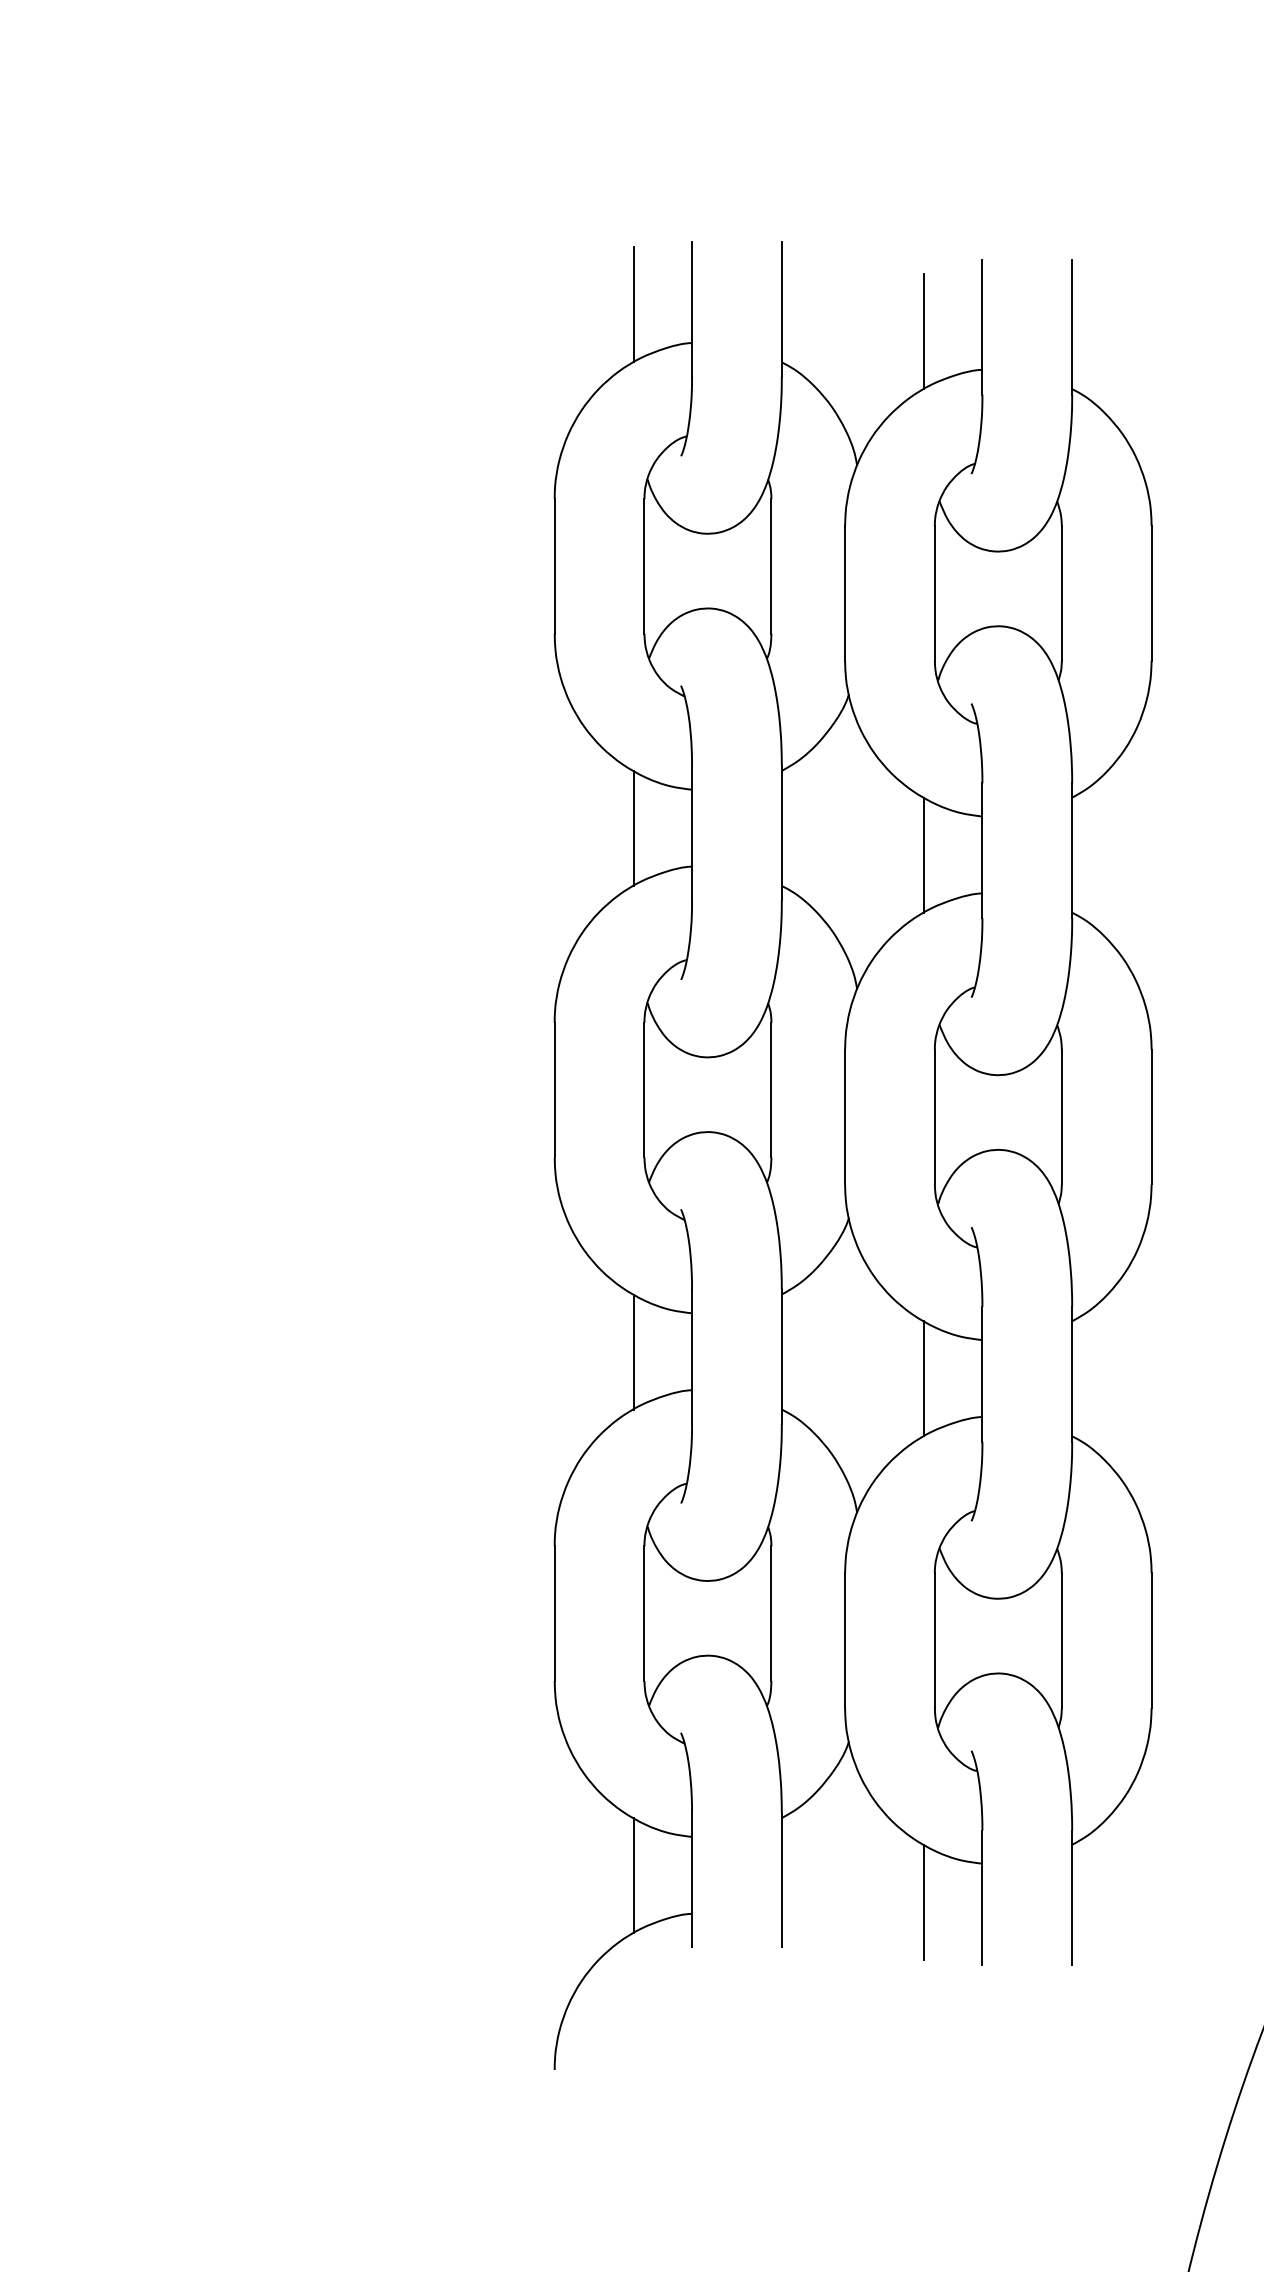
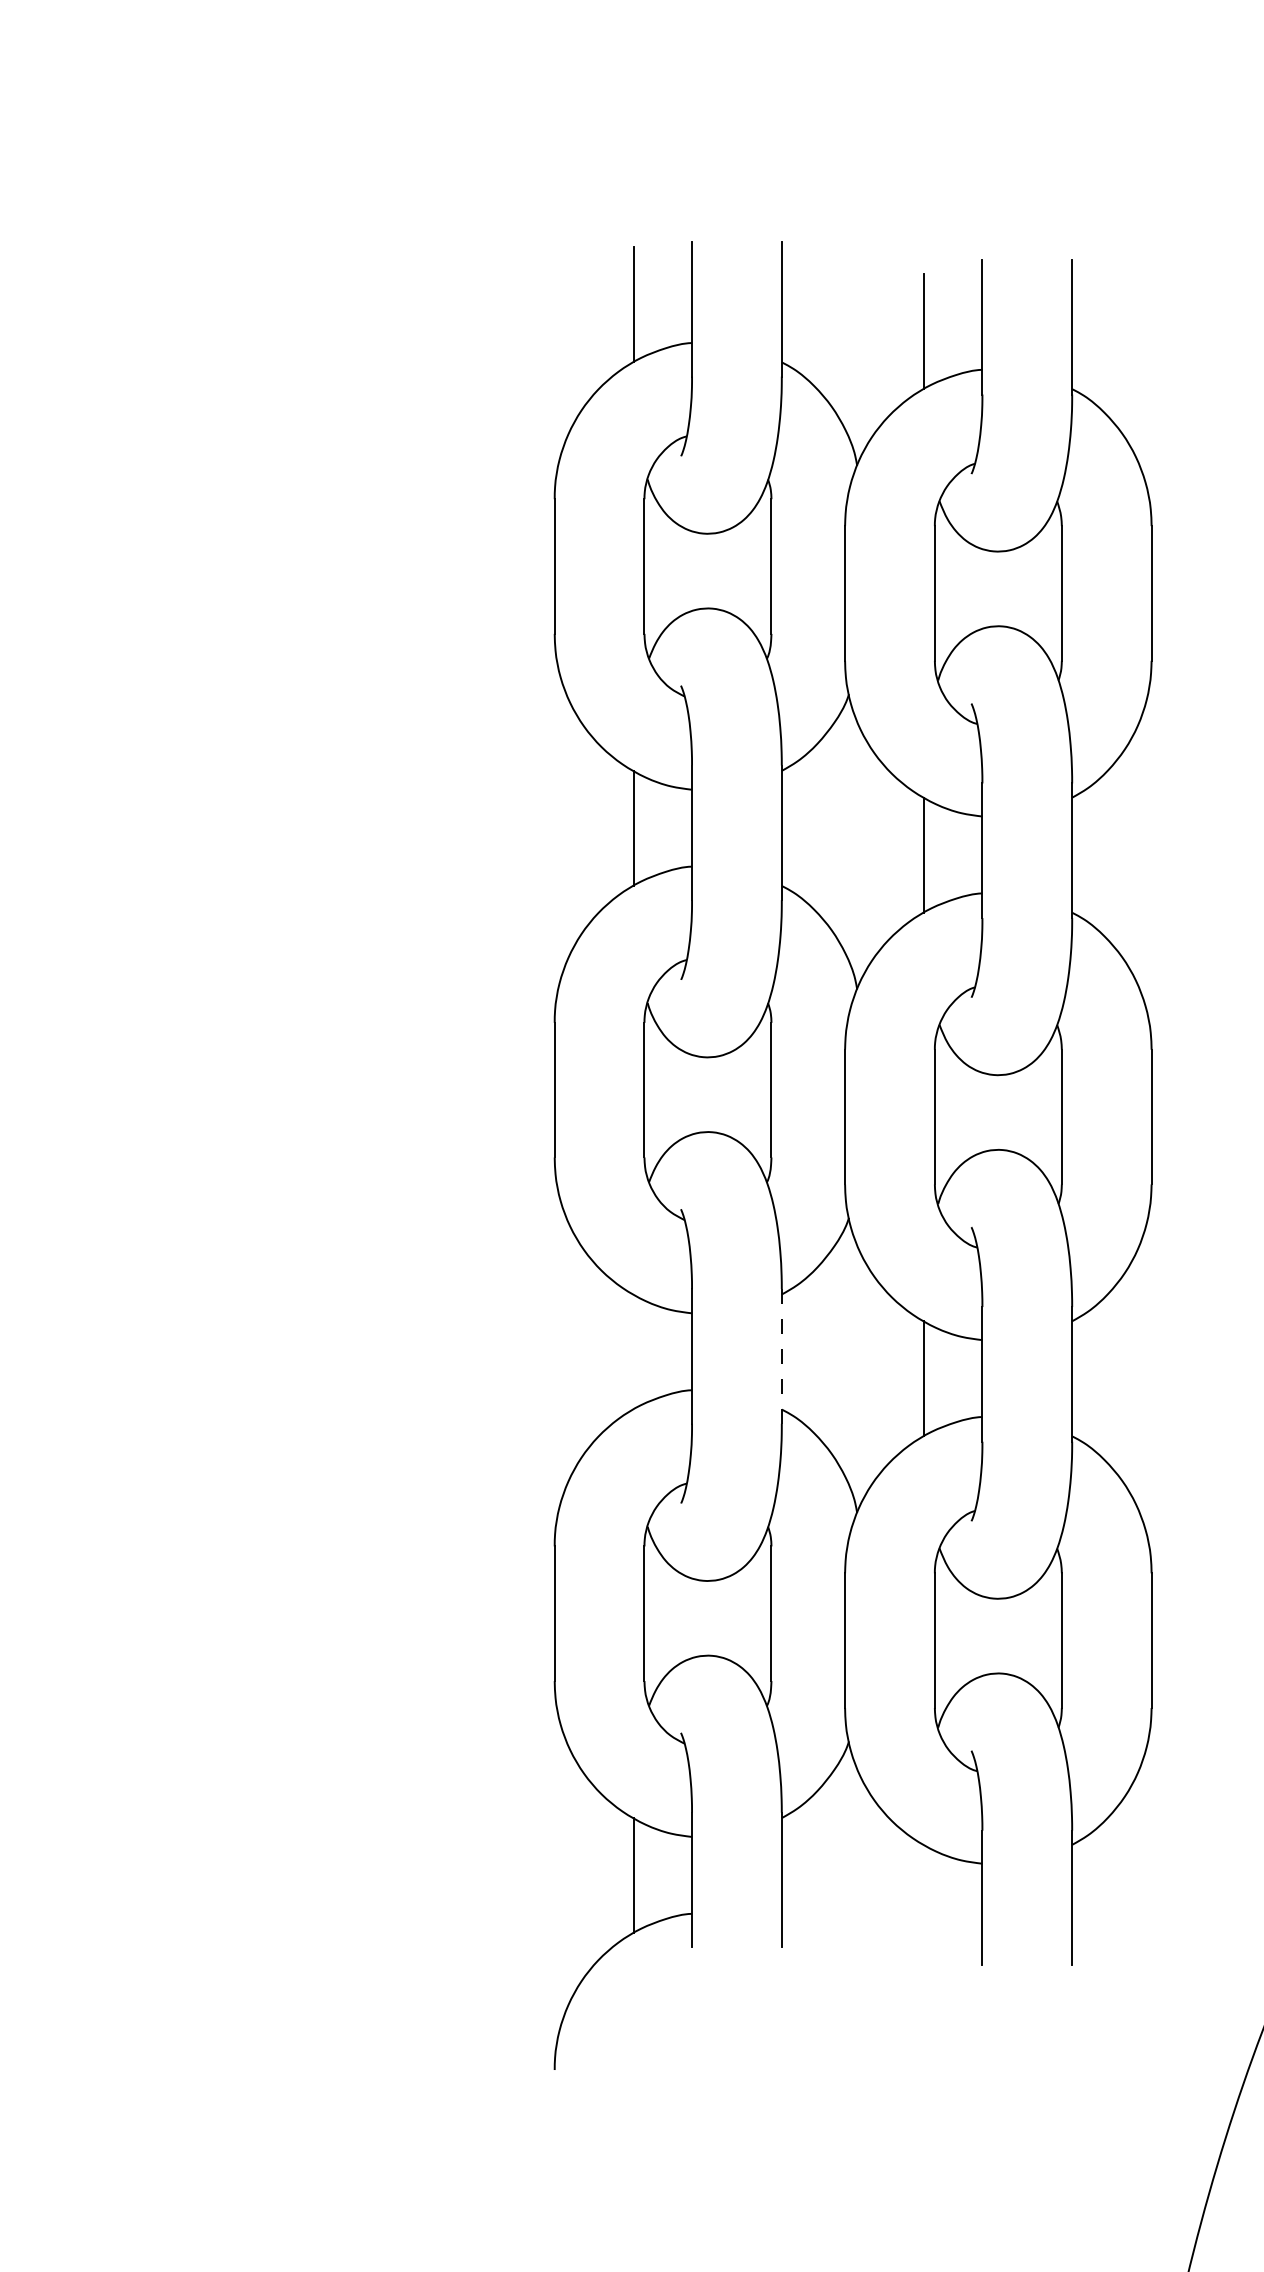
line: present -> none (634, 1351)
line: solid -> dashed (781, 1355)
line: present -> none (924, 1901)
